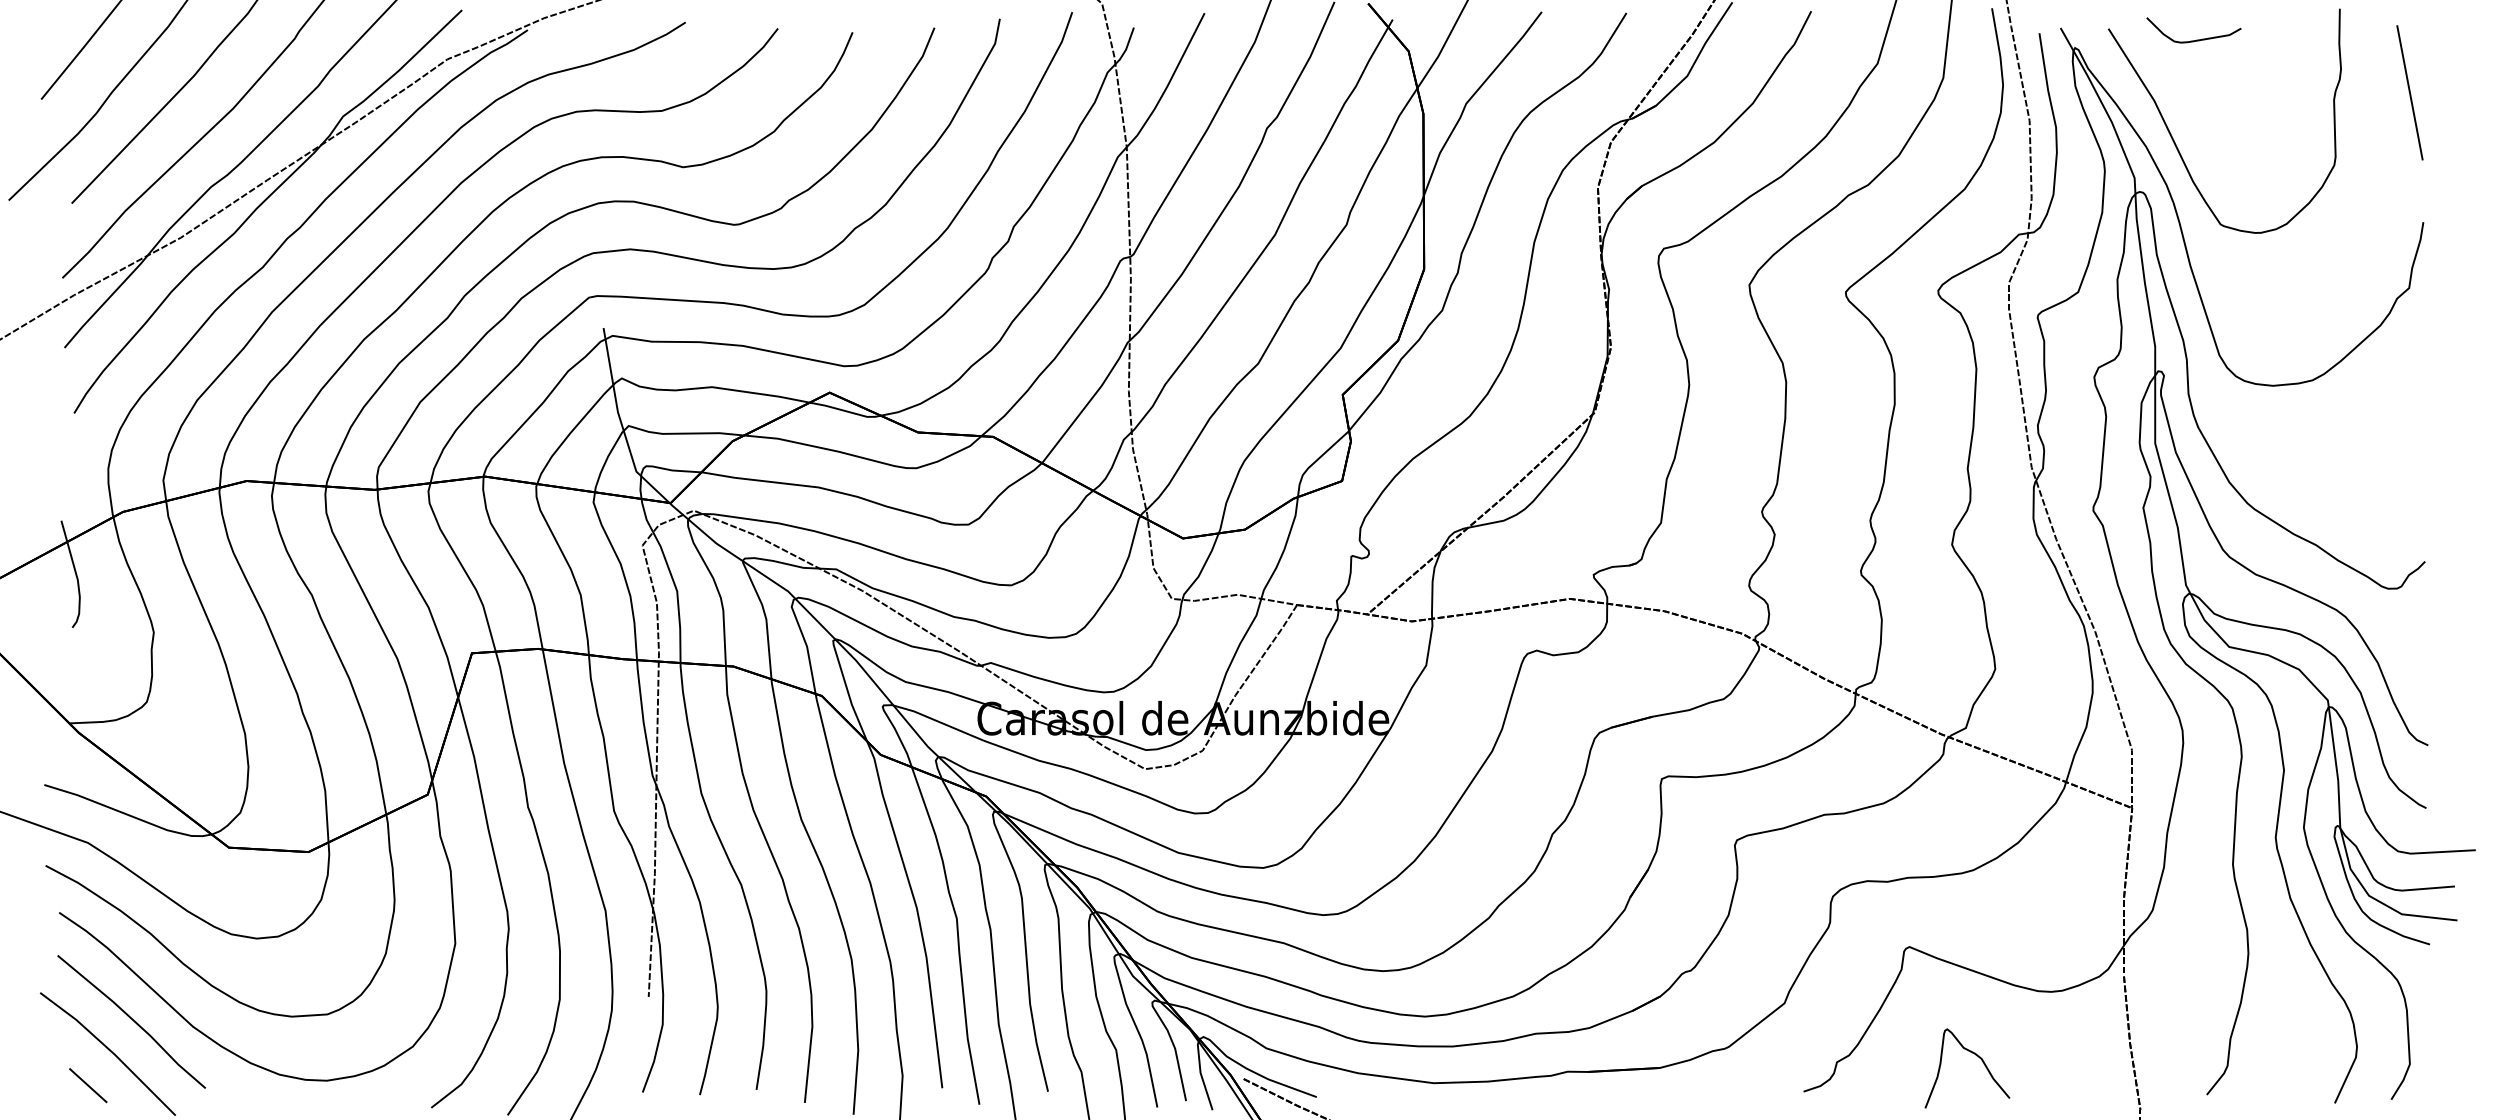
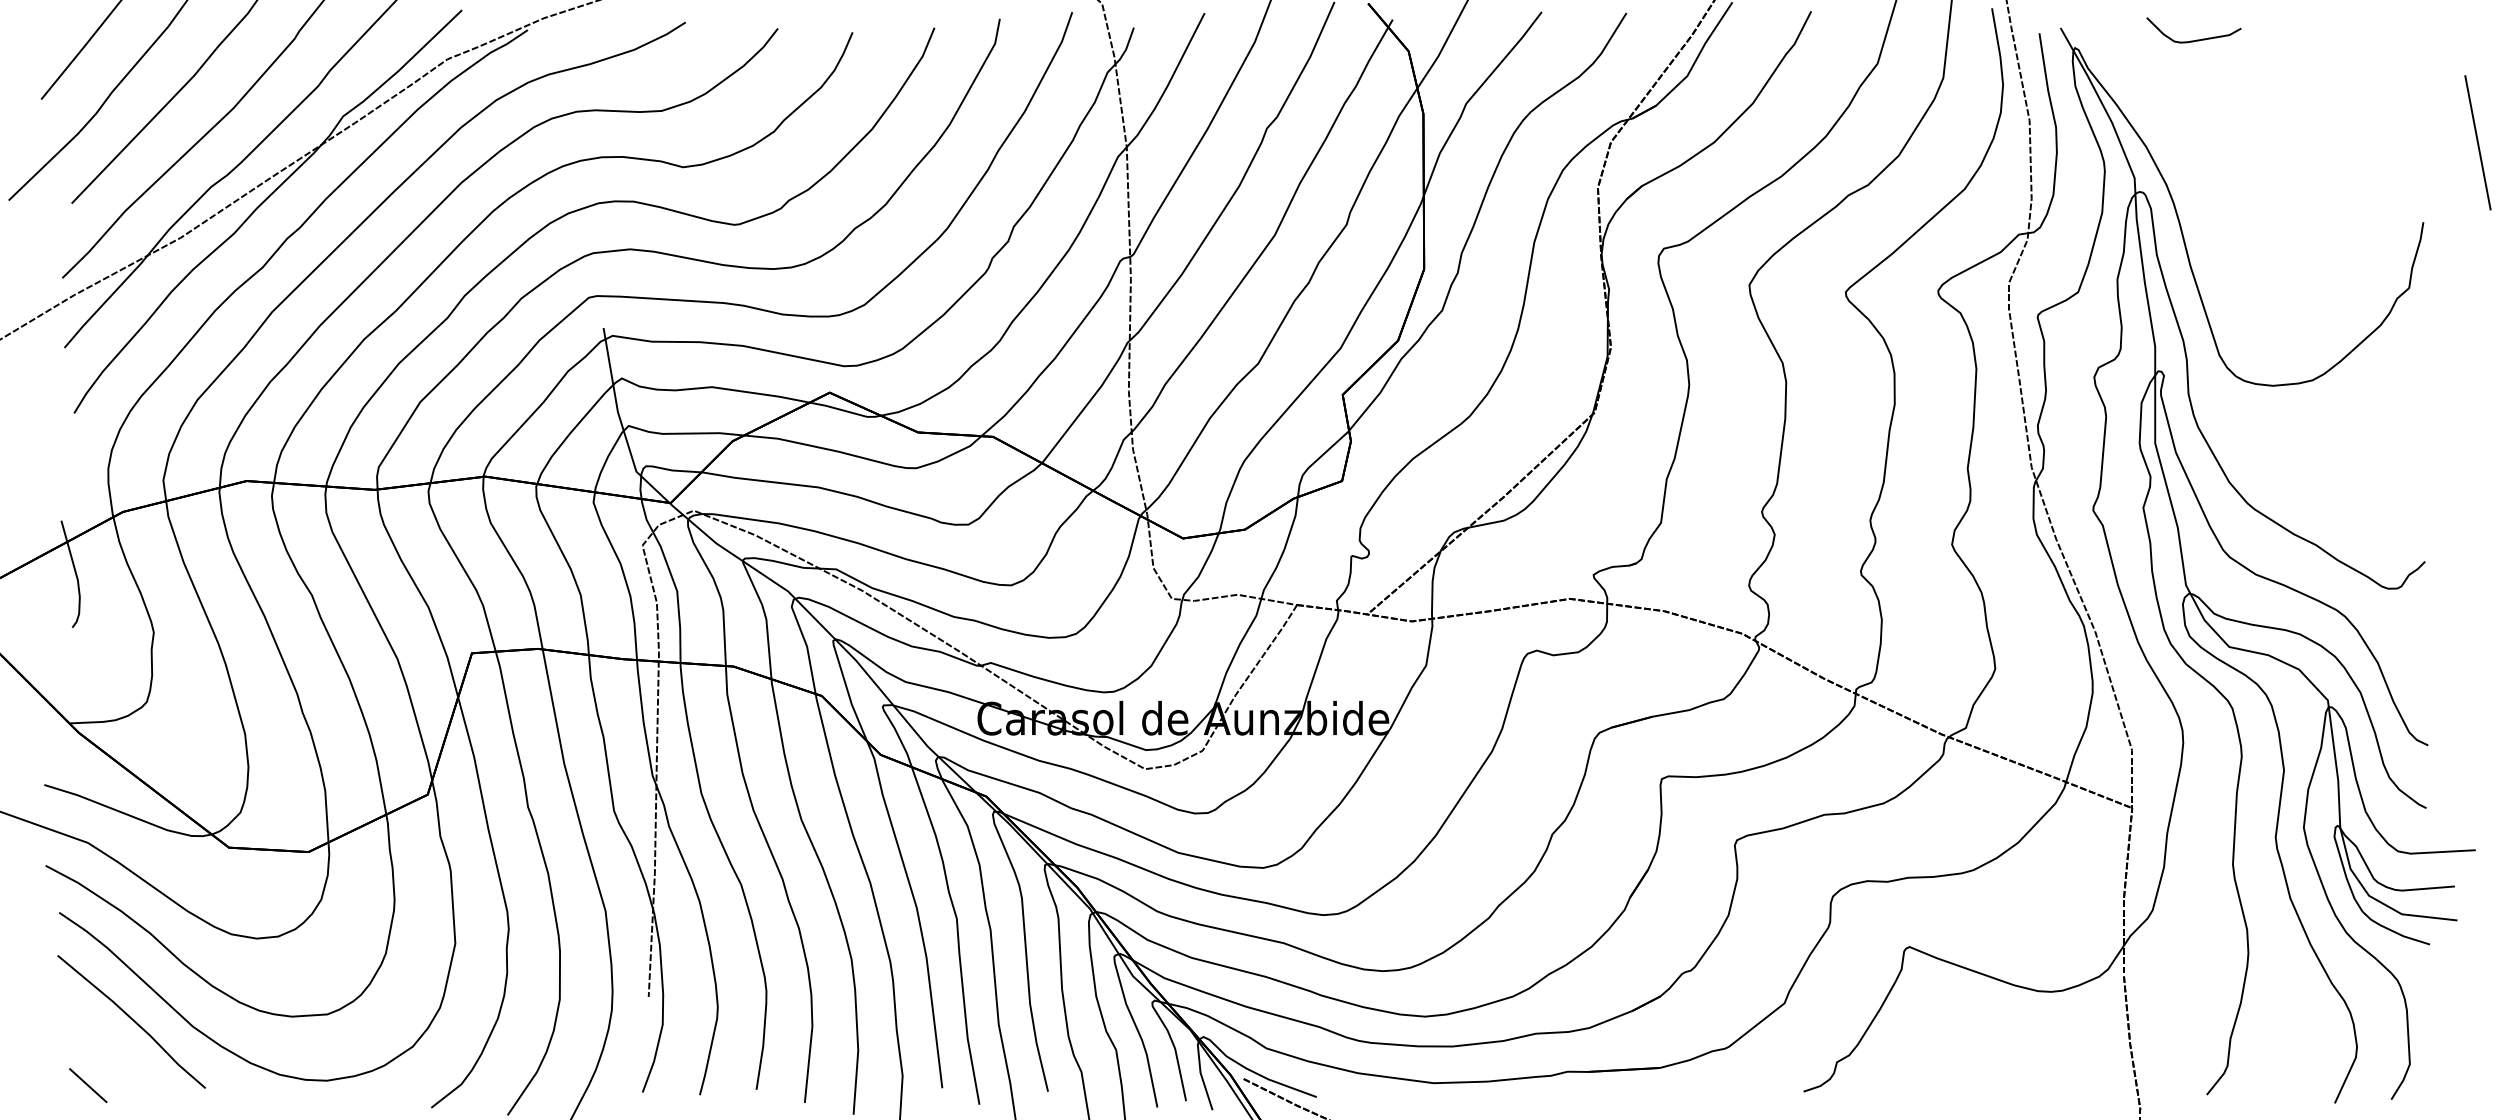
line position: (2409, 92) -> (2477, 142) (2477, 142)
curve: present -> none (2176, 144)
line: present -> none (109, 1051)
curve: present -> none (1975, 1055)
